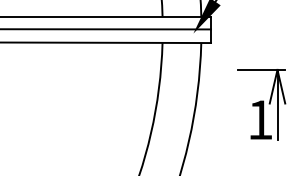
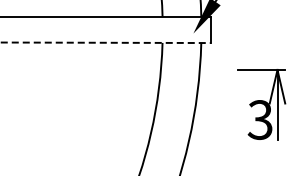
line: present -> none (106, 29)
line: solid -> dashed (106, 42)
text: 1 -> 3 (259, 119)
